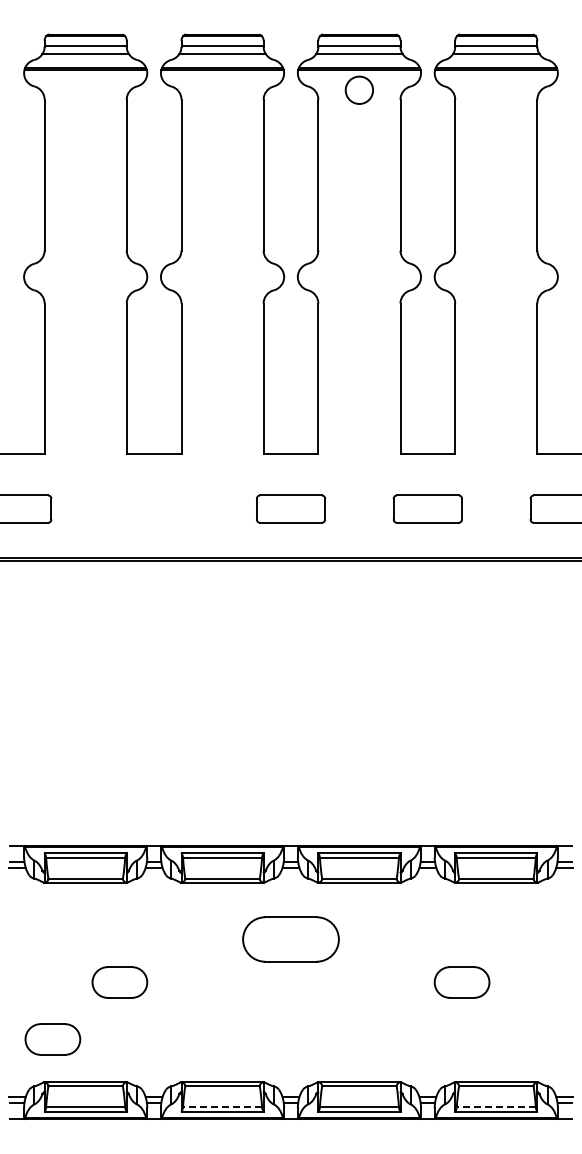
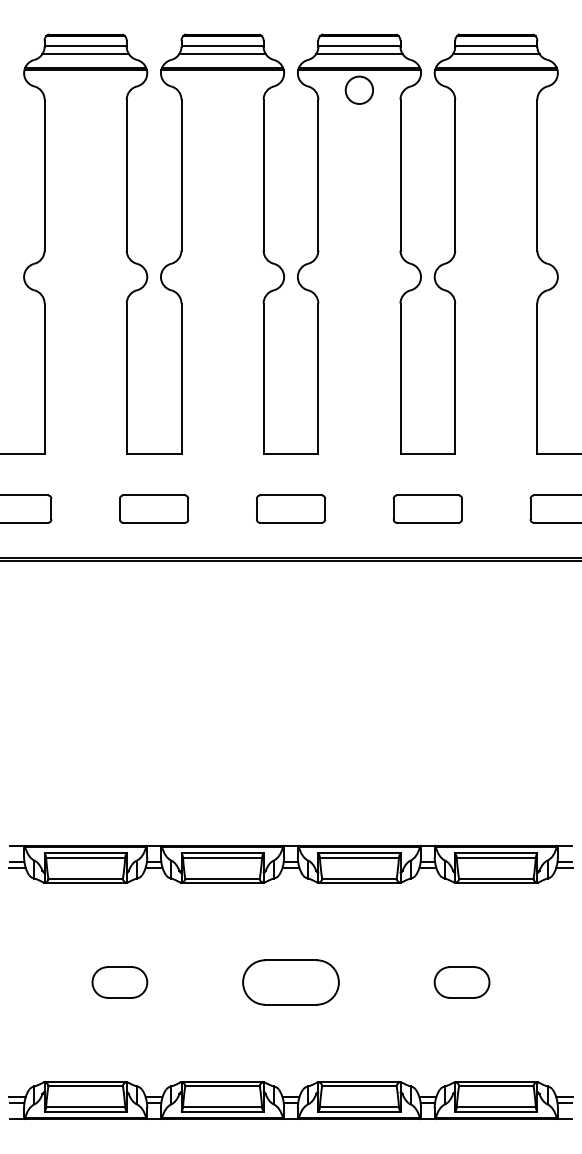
part: none -> present (154, 508)
part position: (290, 939) -> (290, 982) (290, 982)
part: present -> none (52, 1039)
line: dashed -> solid (222, 1107)
line: dashed -> solid (496, 1107)
